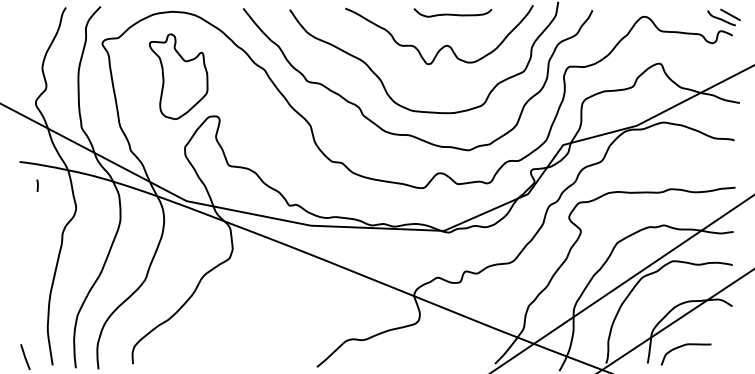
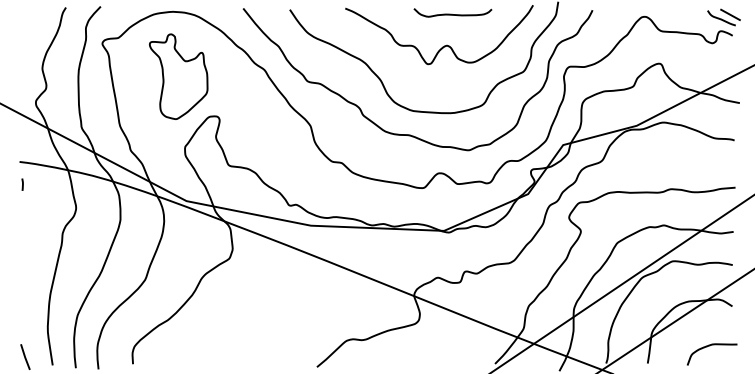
line position: (37, 185) -> (22, 184) (22, 184)
curve position: (683, 346) -> (709, 346) (709, 346)
